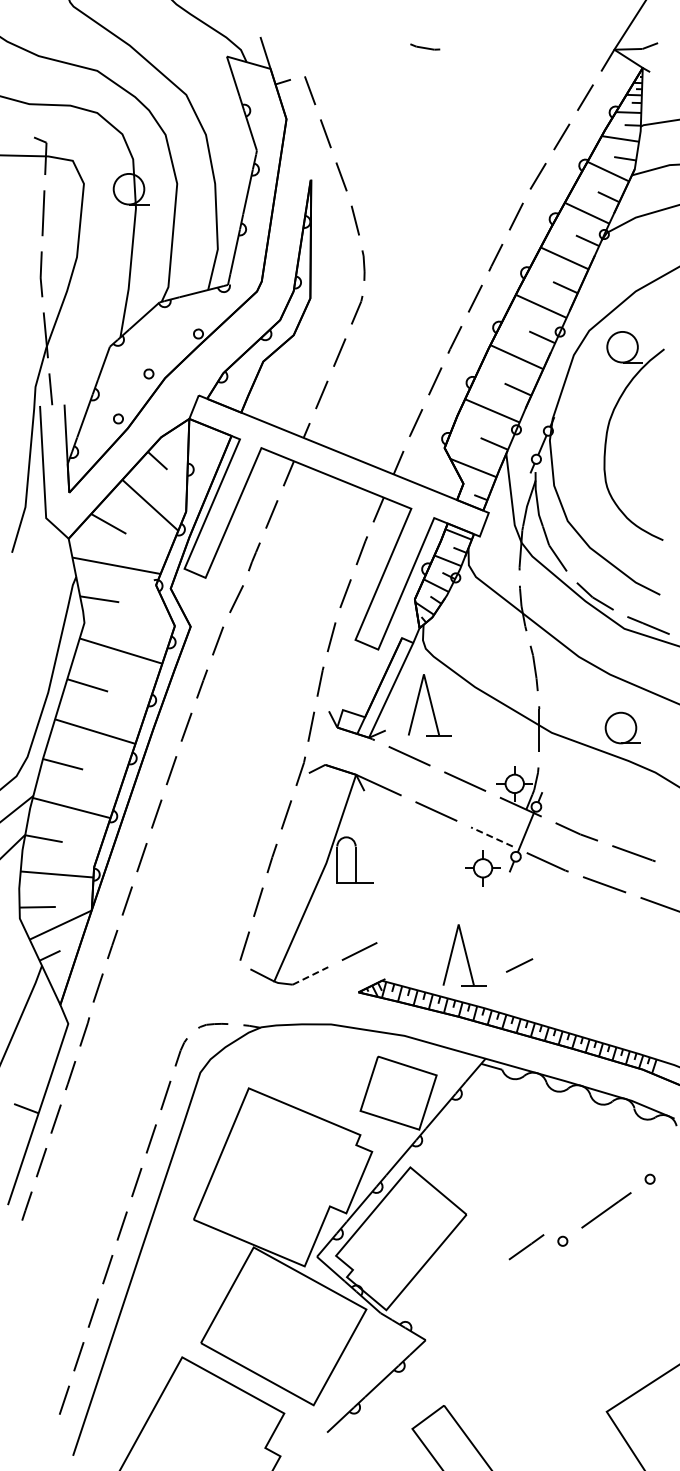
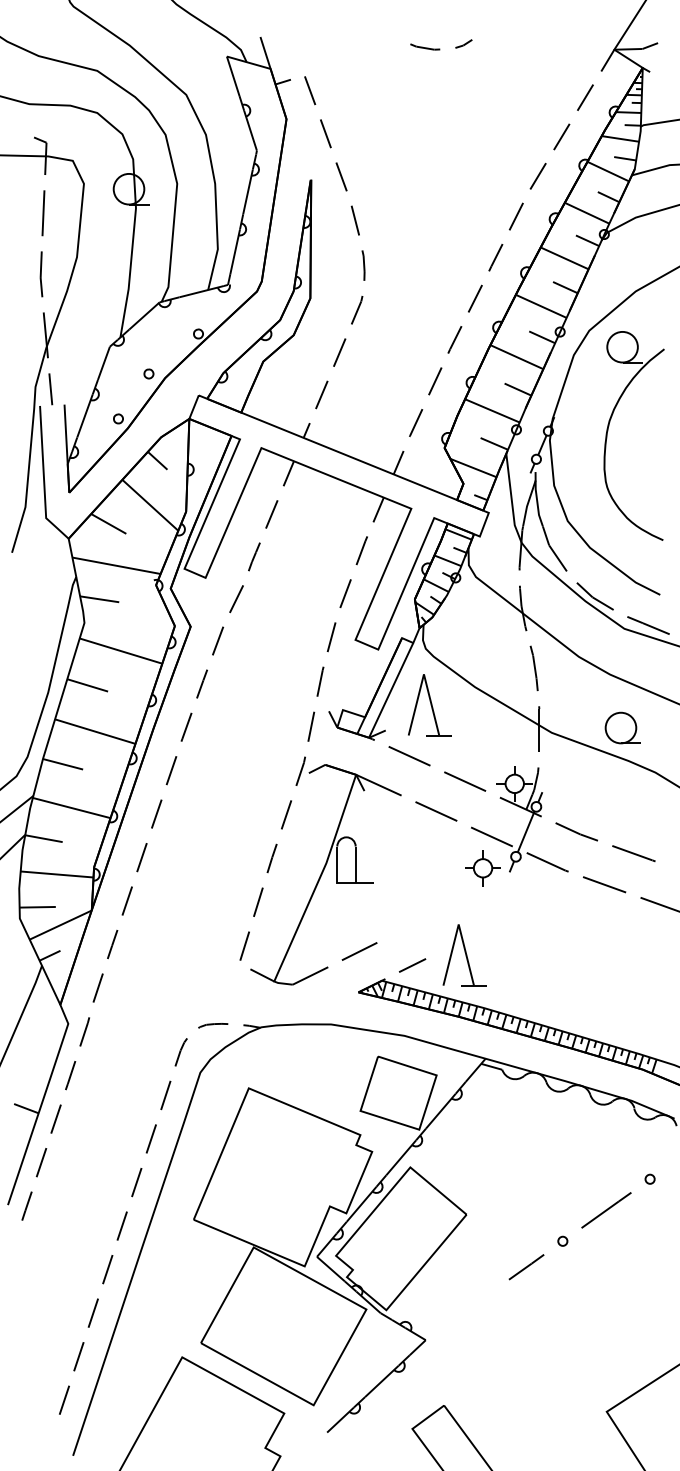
line: none -> present (464, 43)
line: dashed -> solid (491, 836)
line position: (519, 965) -> (412, 965) (412, 965)
line: dashed -> solid (310, 975)
line position: (526, 1247) -> (526, 1267) (526, 1267)
